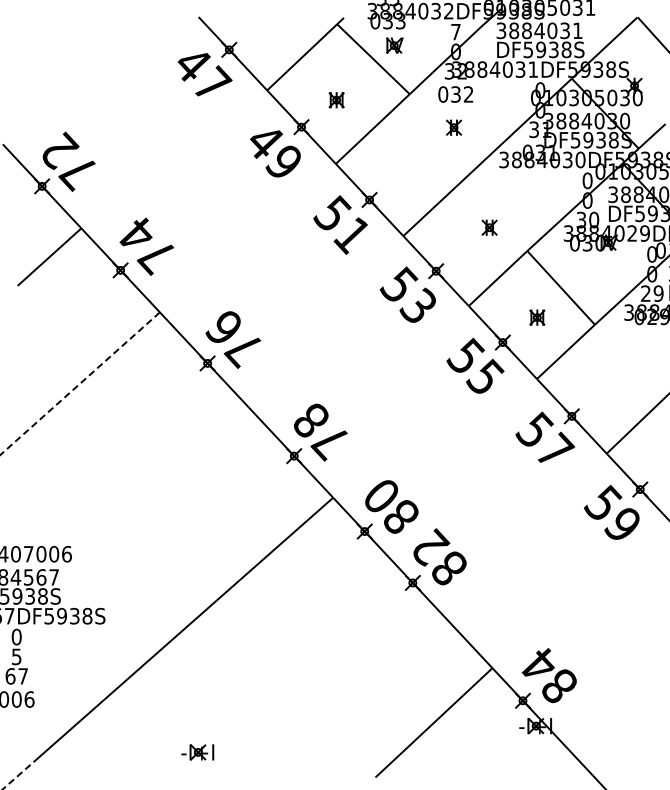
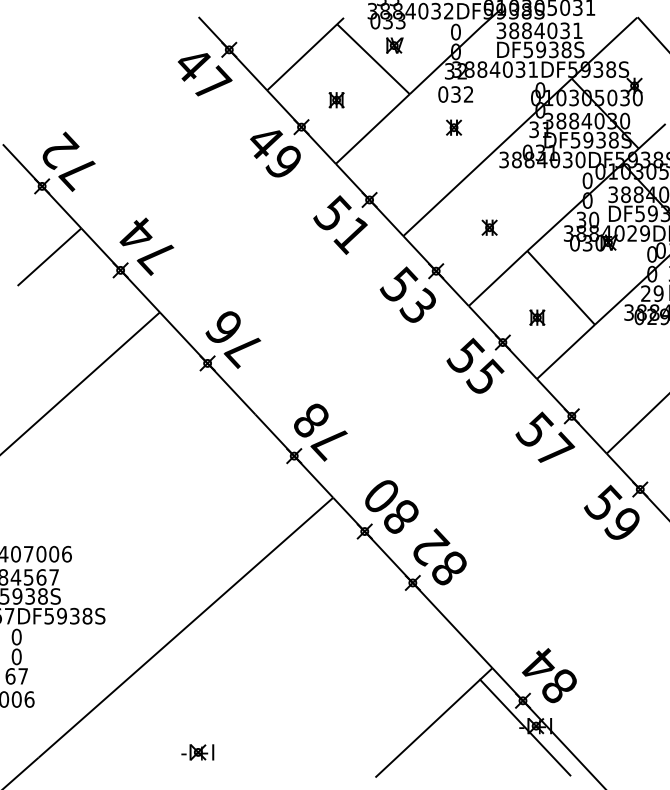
text: 7 -> 0 (455, 31)
line: dashed -> solid (79, 383)
text: 5 -> 0 (16, 656)
line: none -> present (525, 727)
line: dashed -> solid (20, 773)
